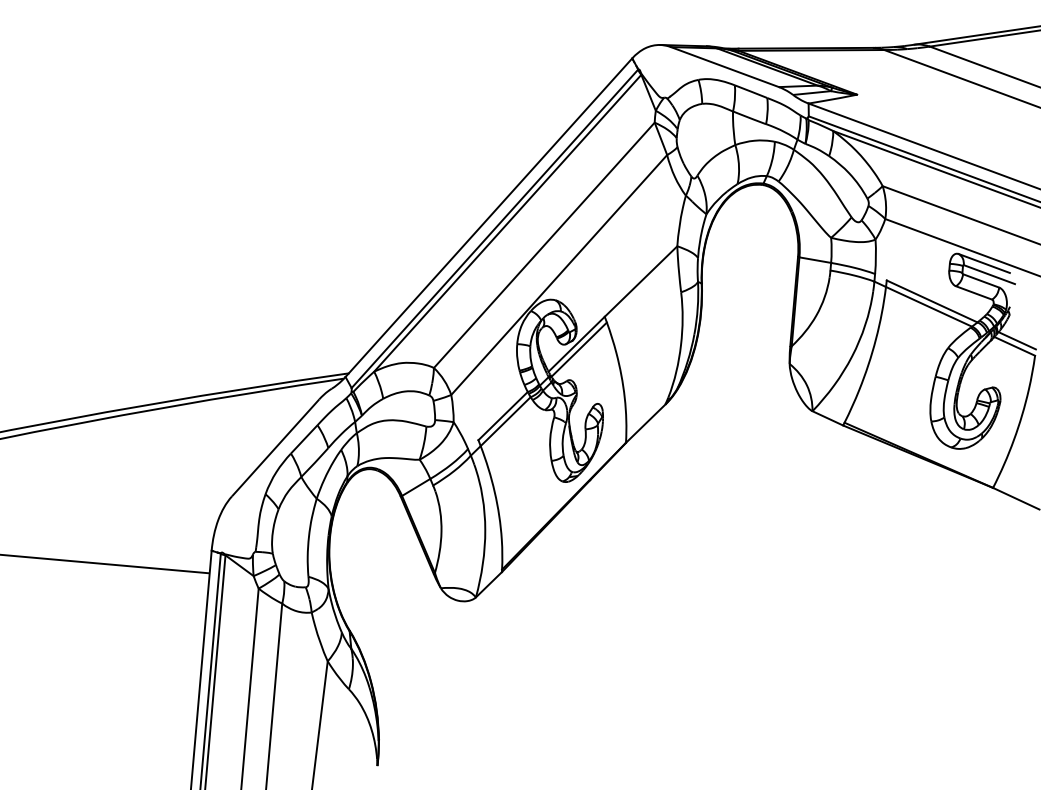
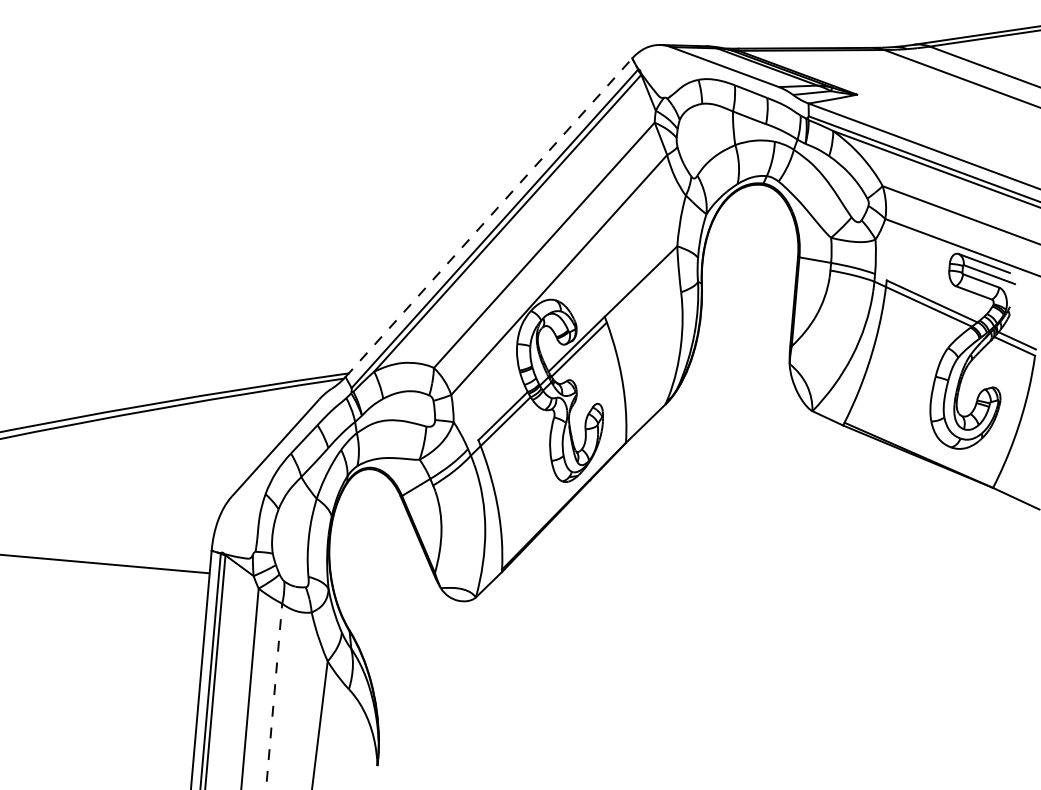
line: solid -> dashed (489, 217)
line: solid -> dashed (274, 696)
